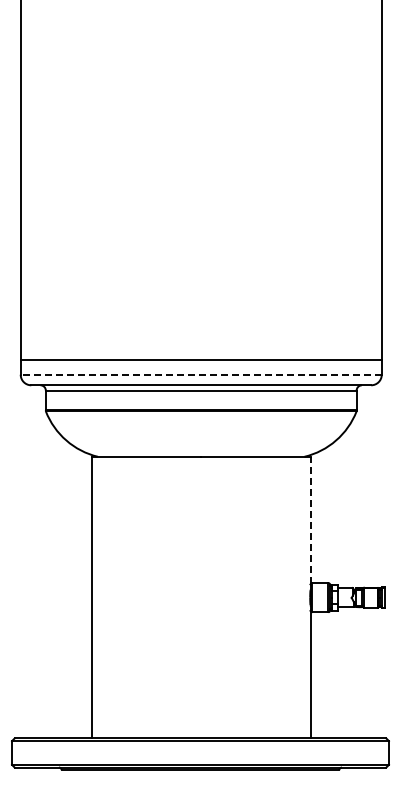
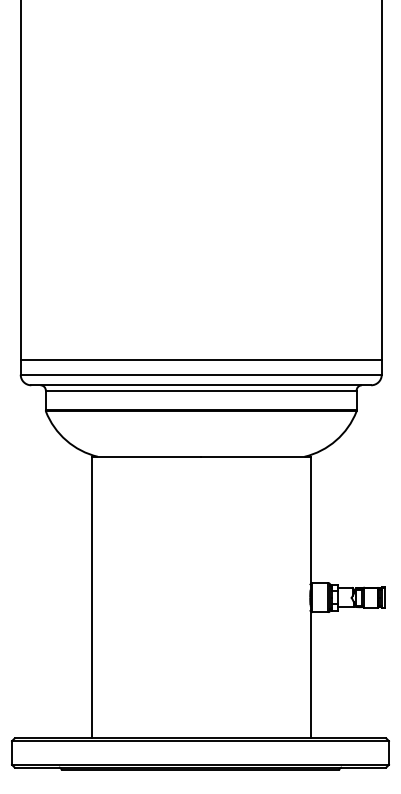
line: dashed -> solid (201, 374)
line: dashed -> solid (310, 520)
